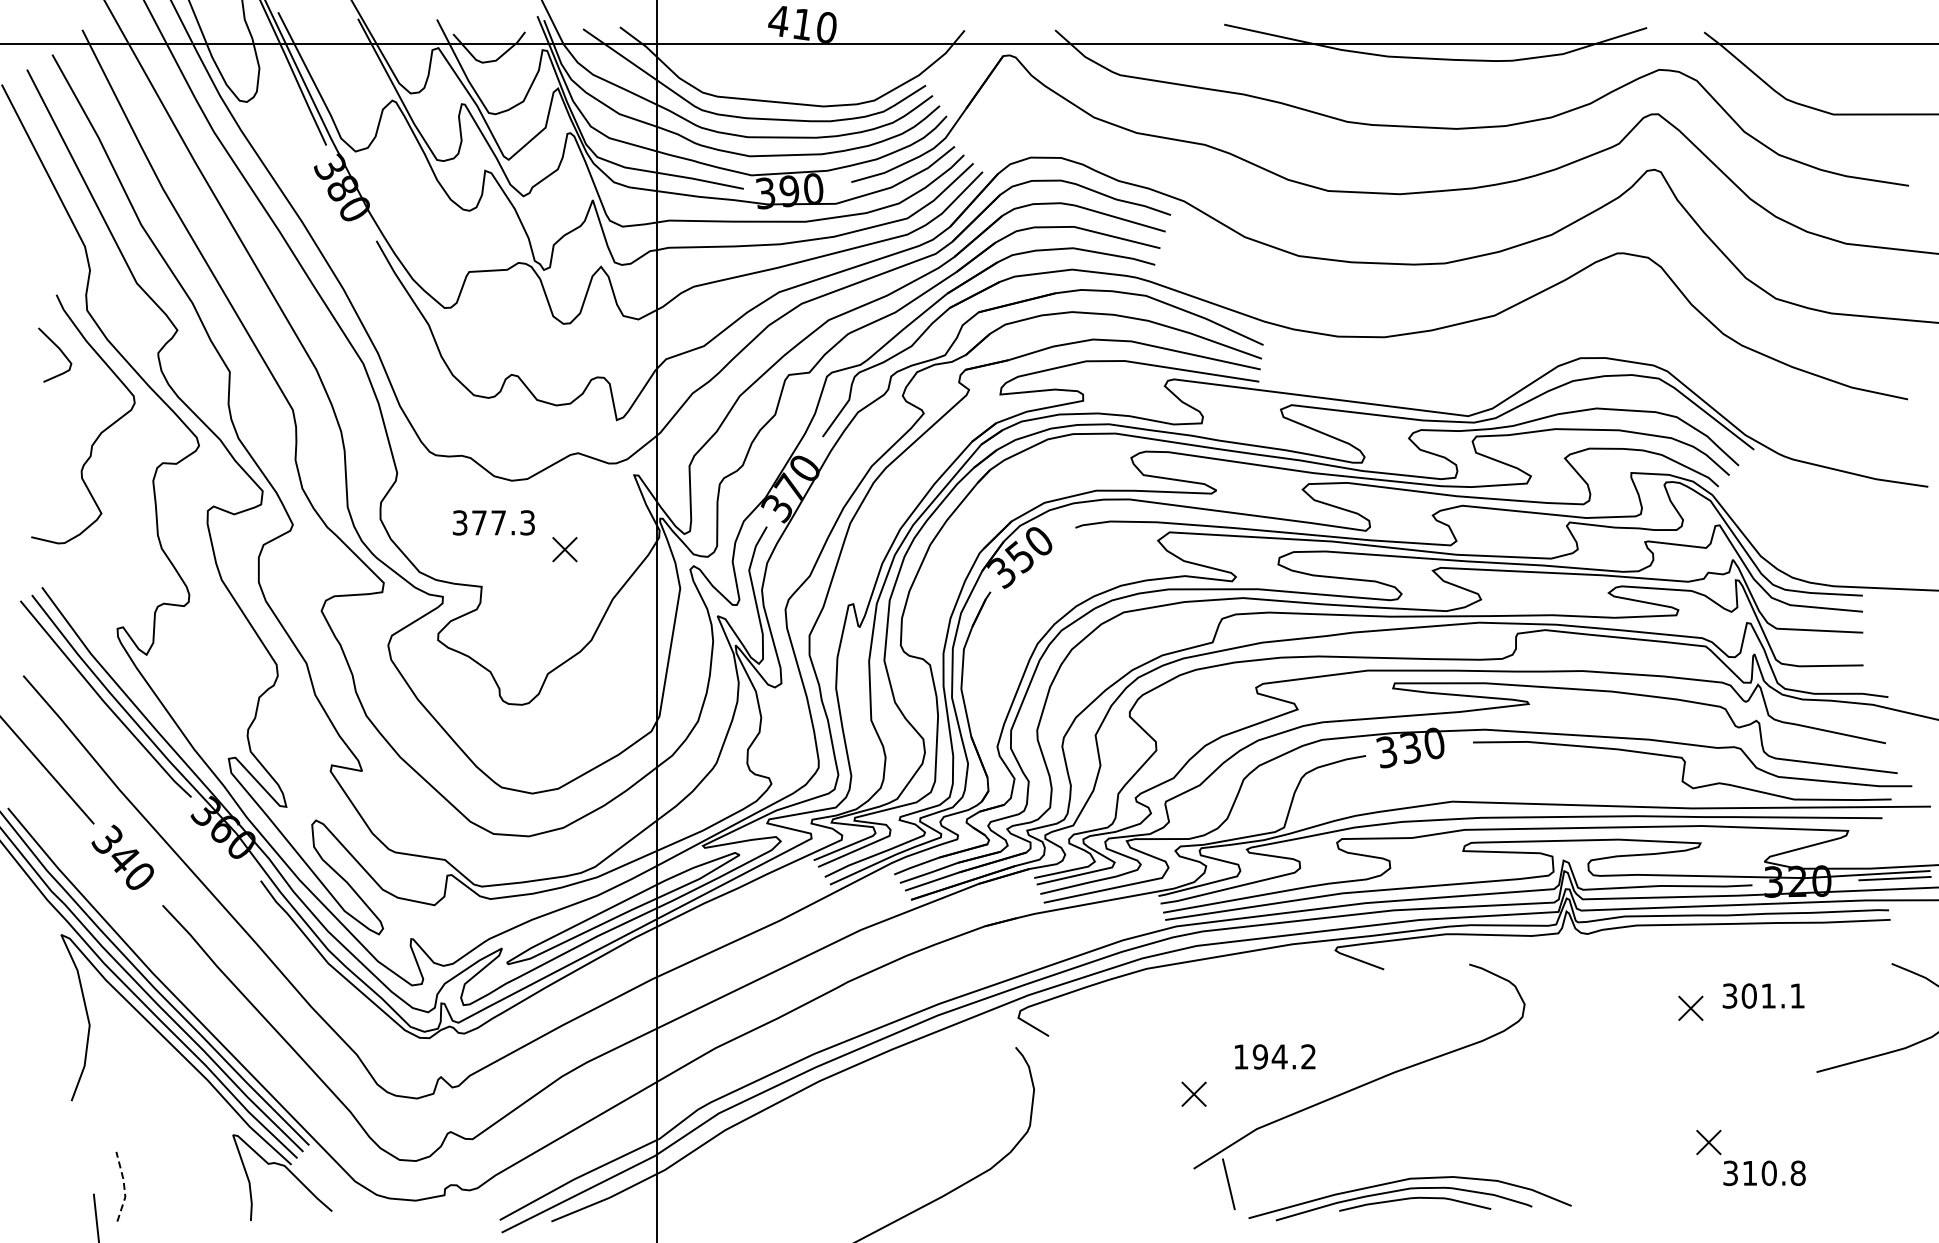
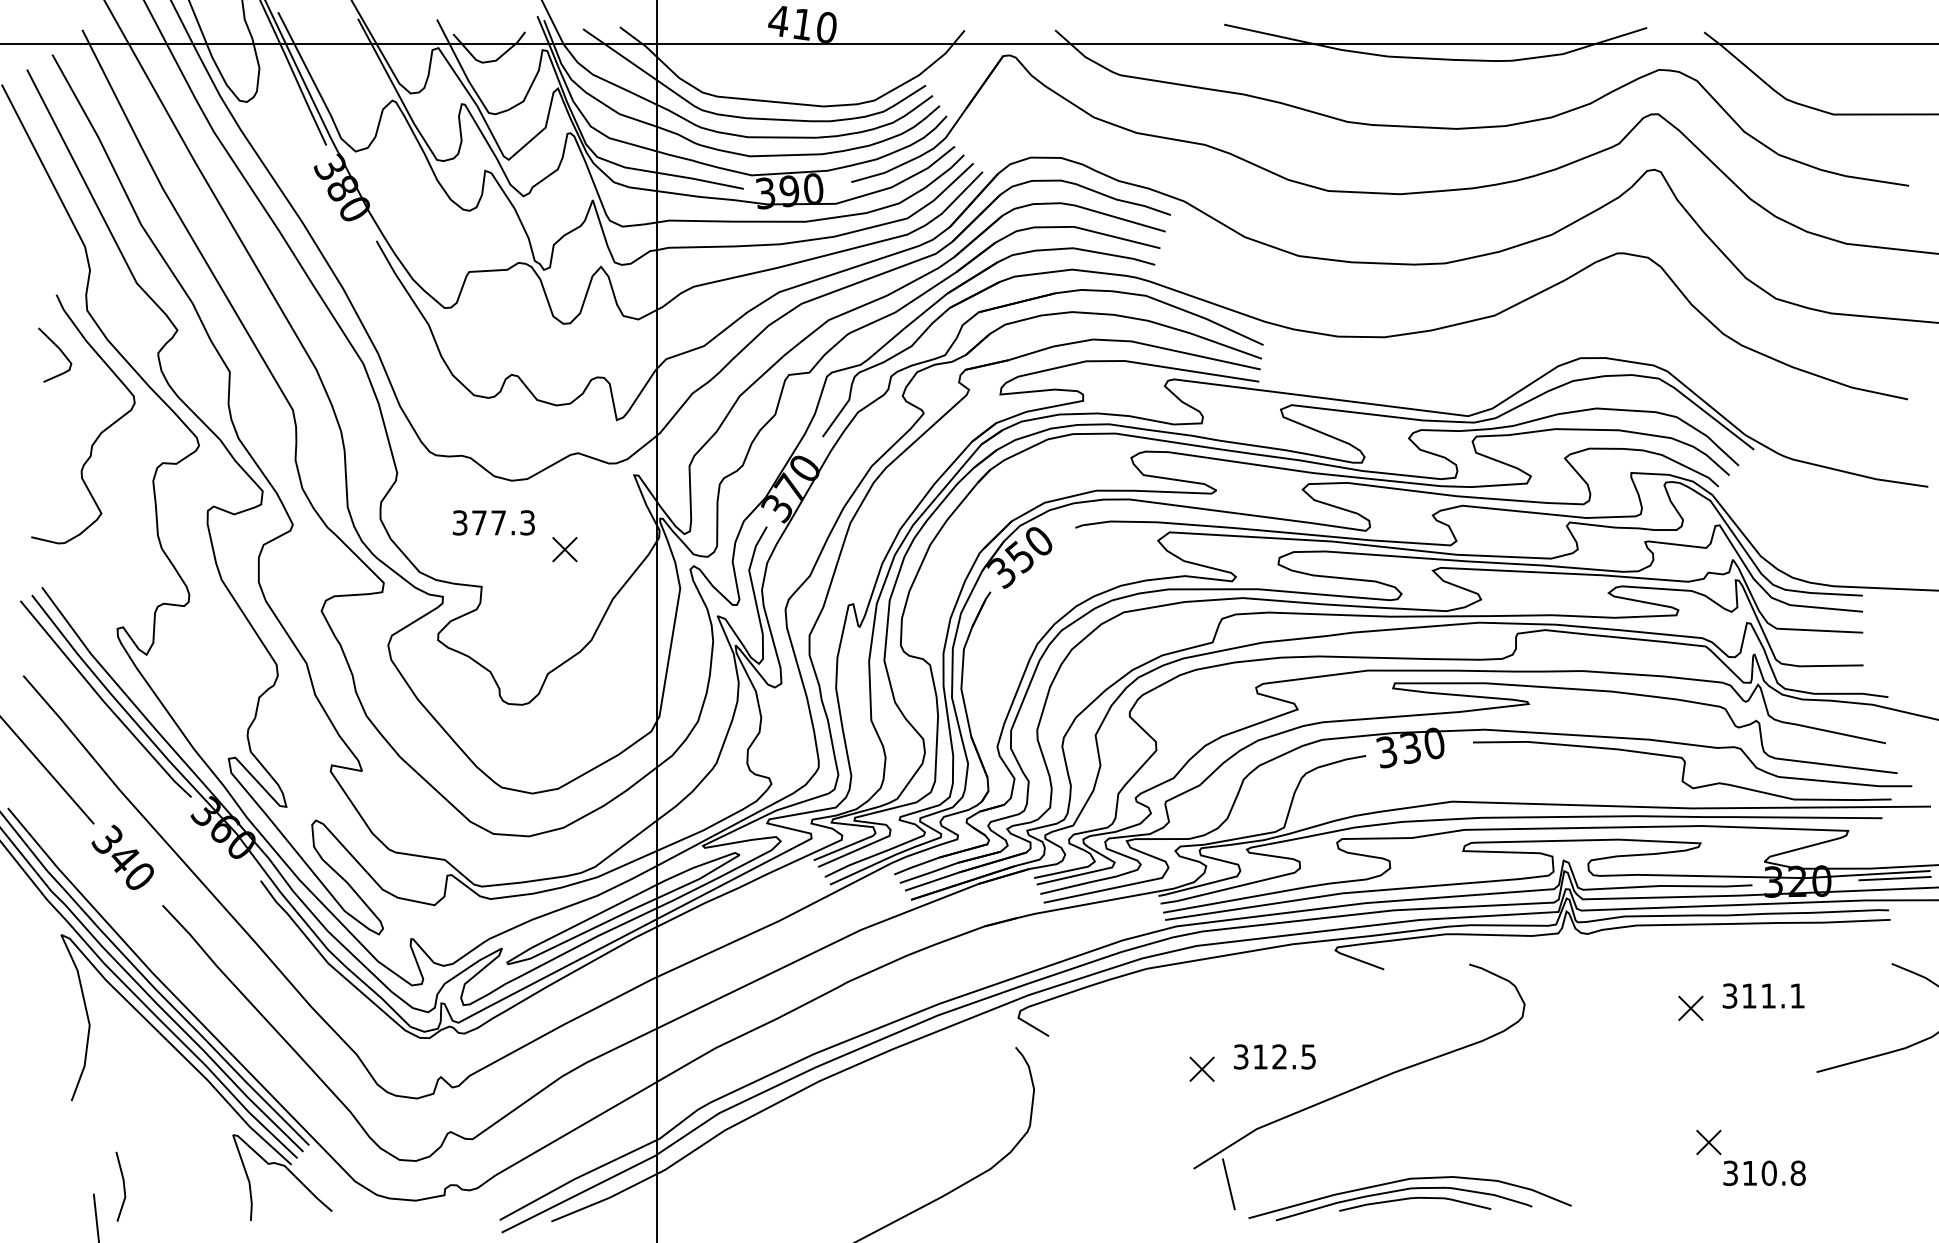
text: 301.1 -> 311.1 (1748, 995)
text: 194.2 -> 312.5 (1274, 1056)
part position: (1193, 1093) -> (1201, 1068) (1201, 1068)
line: dashed -> solid (124, 1186)
